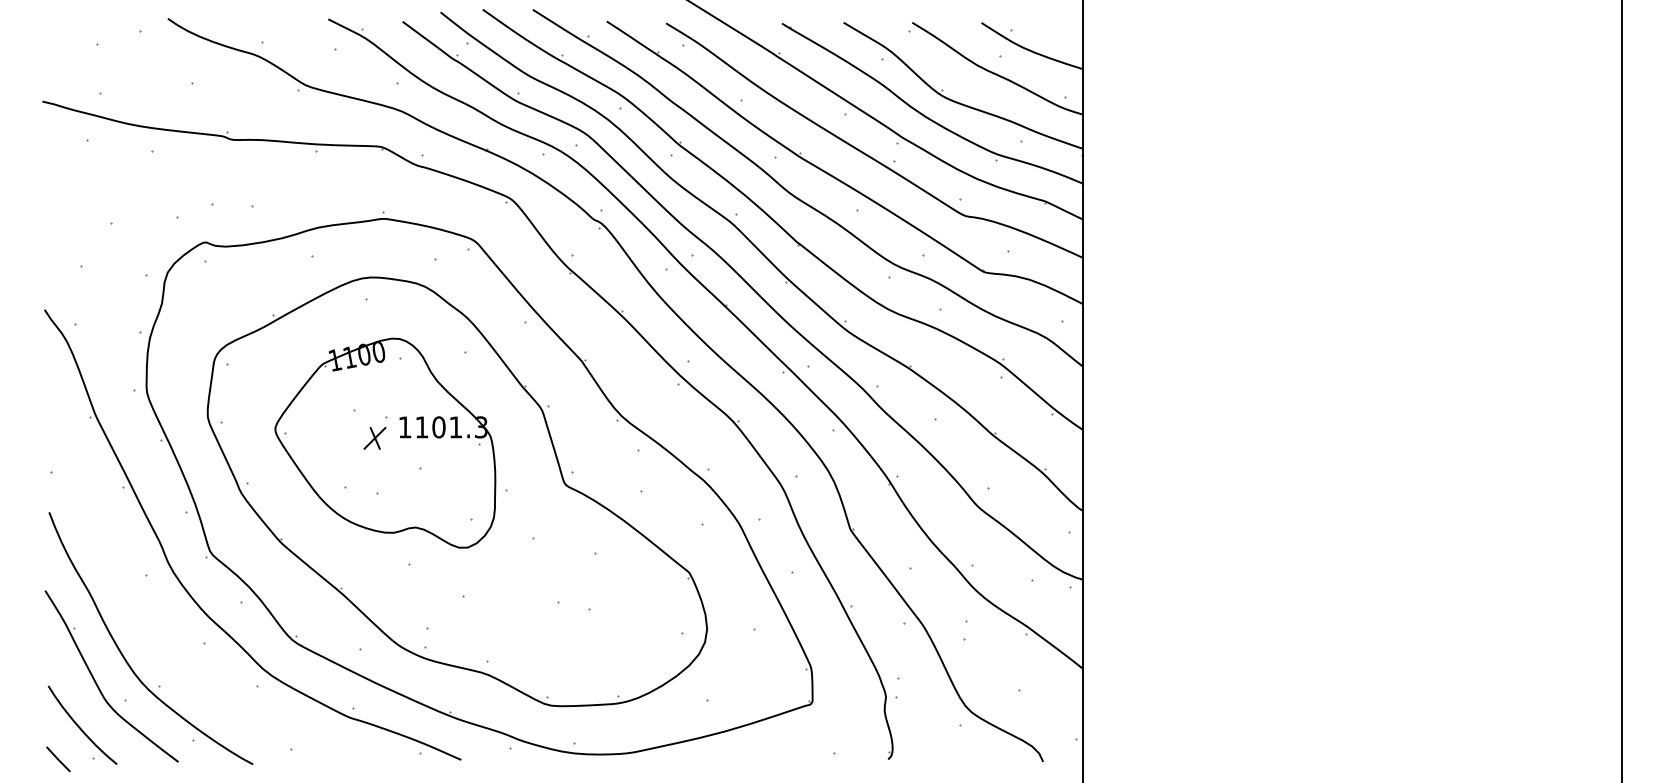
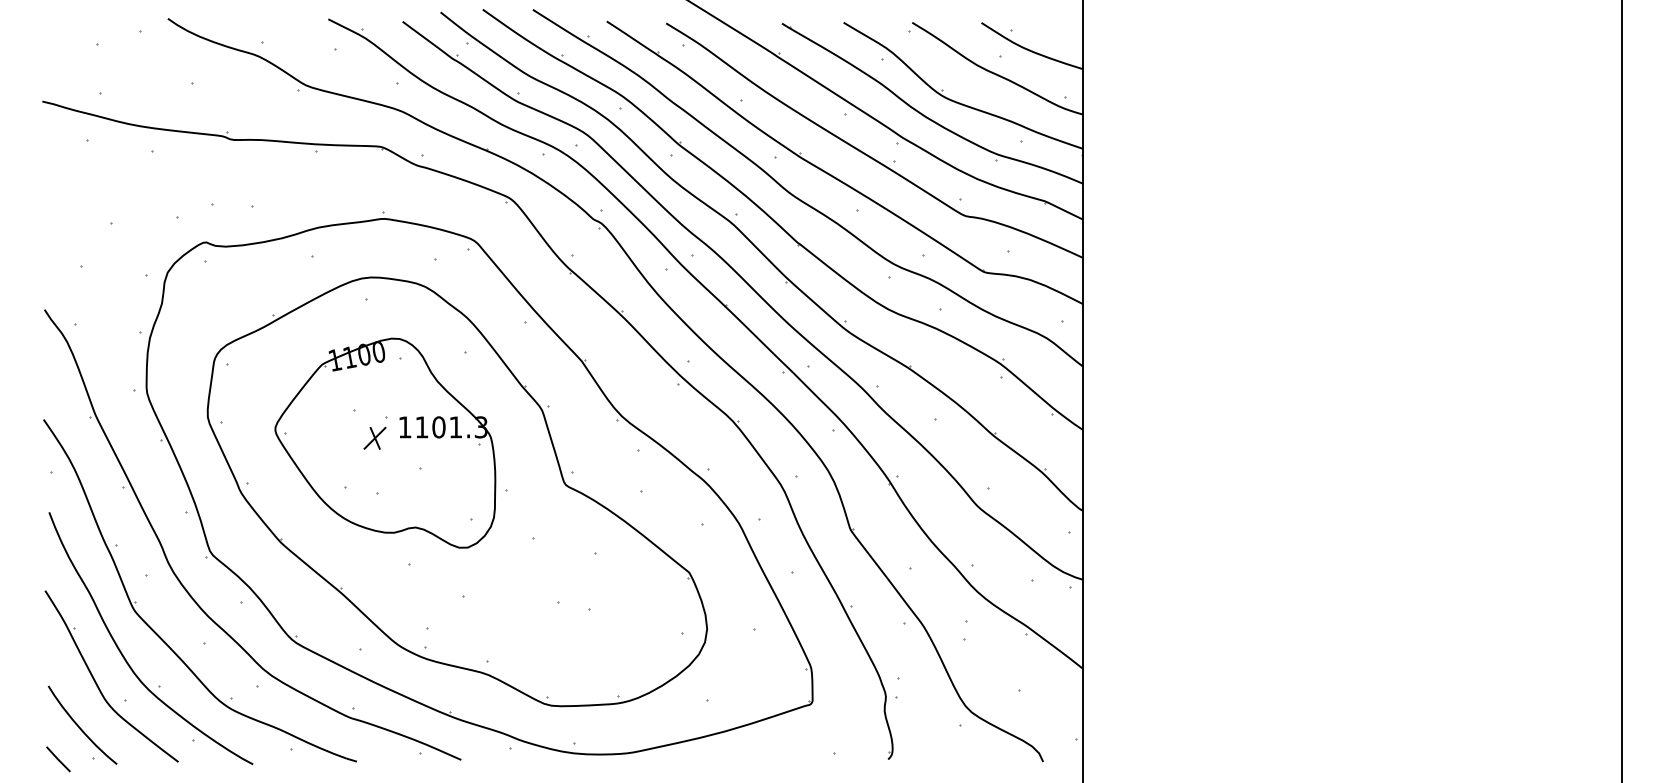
part: none -> present (156, 632)
